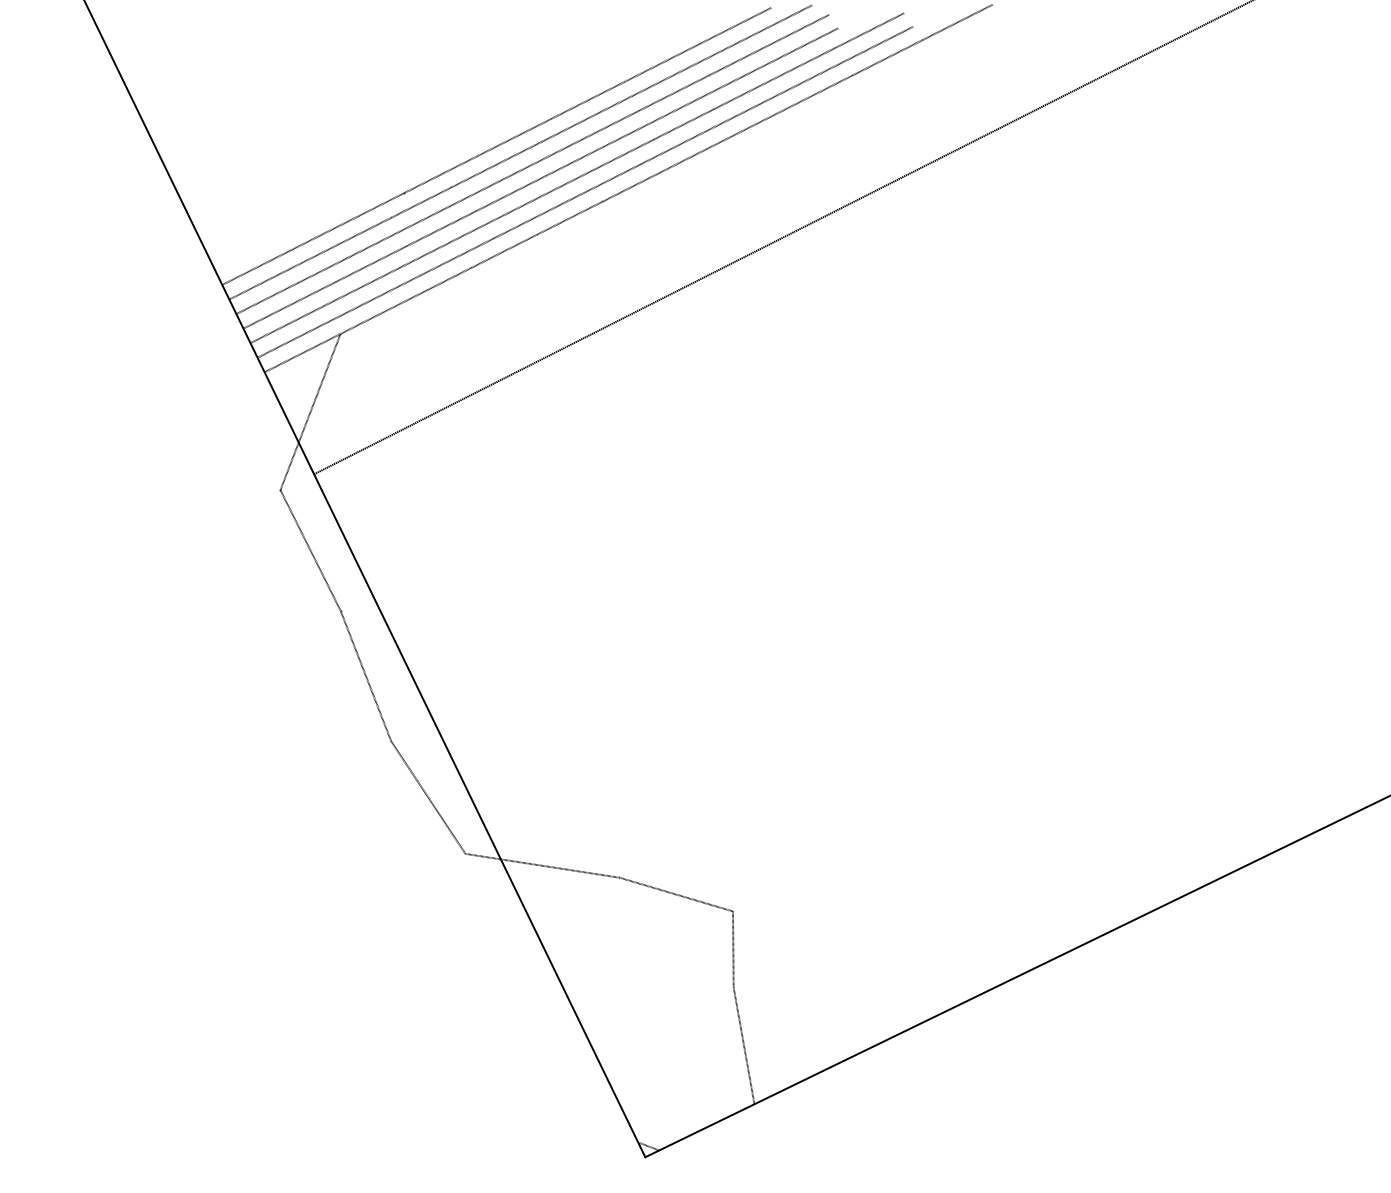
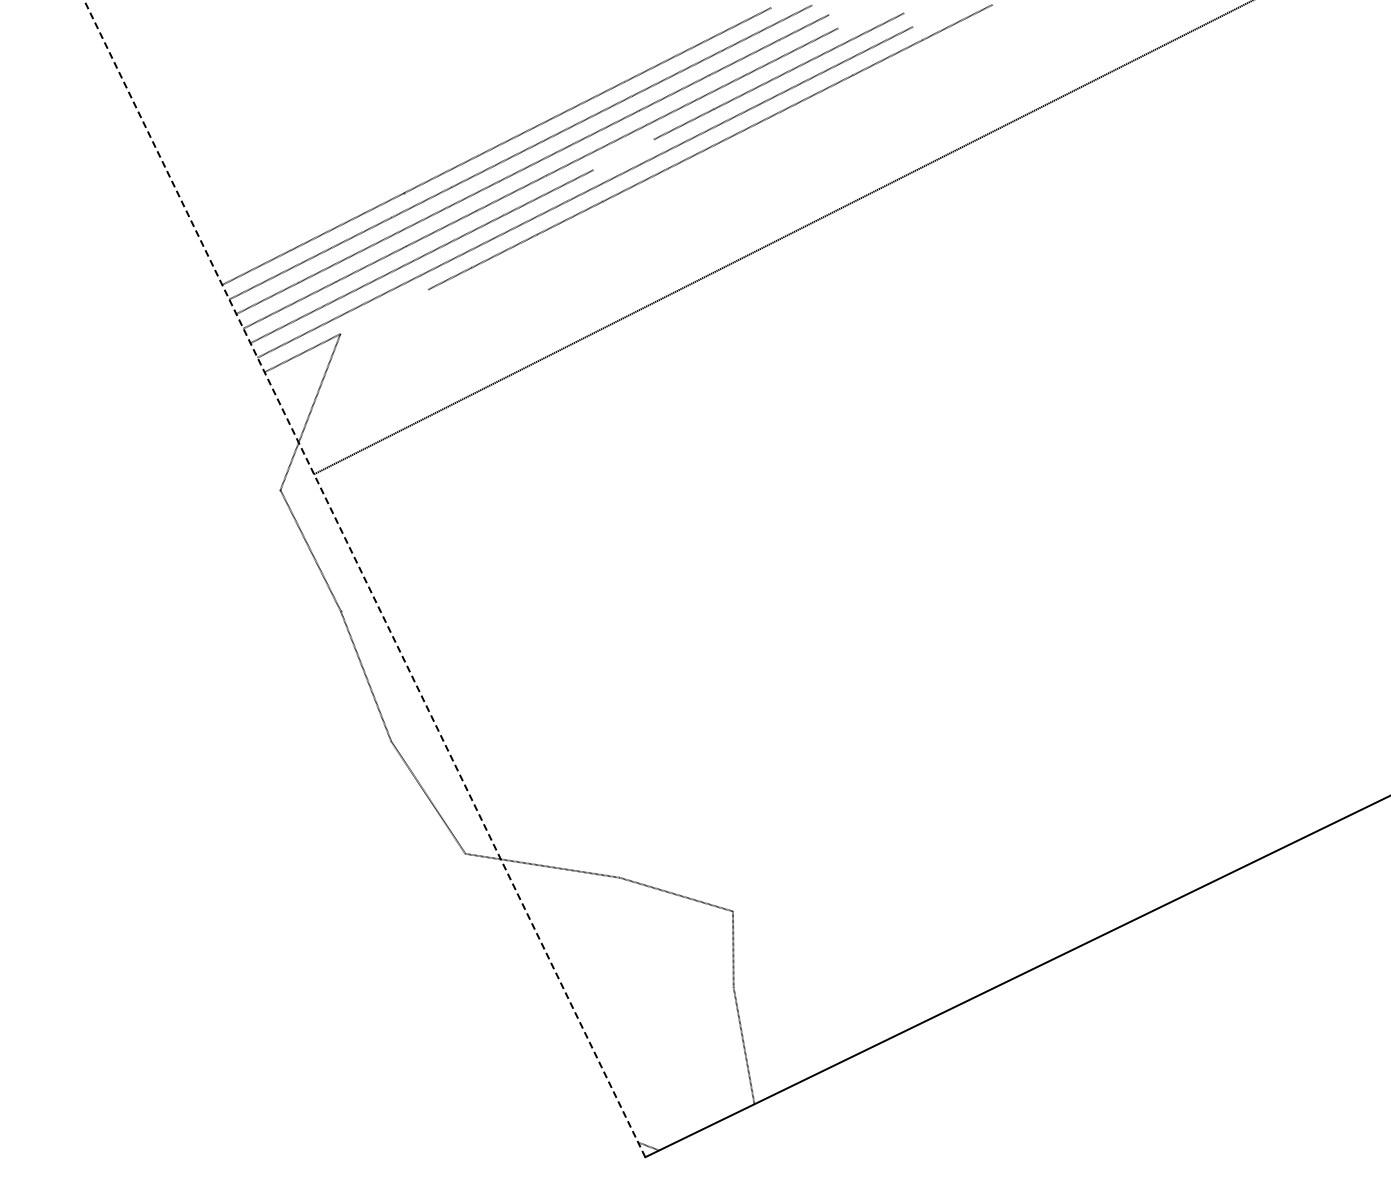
line: present -> none (623, 154)
line: present -> none (384, 311)
line: solid -> dashed (364, 578)
